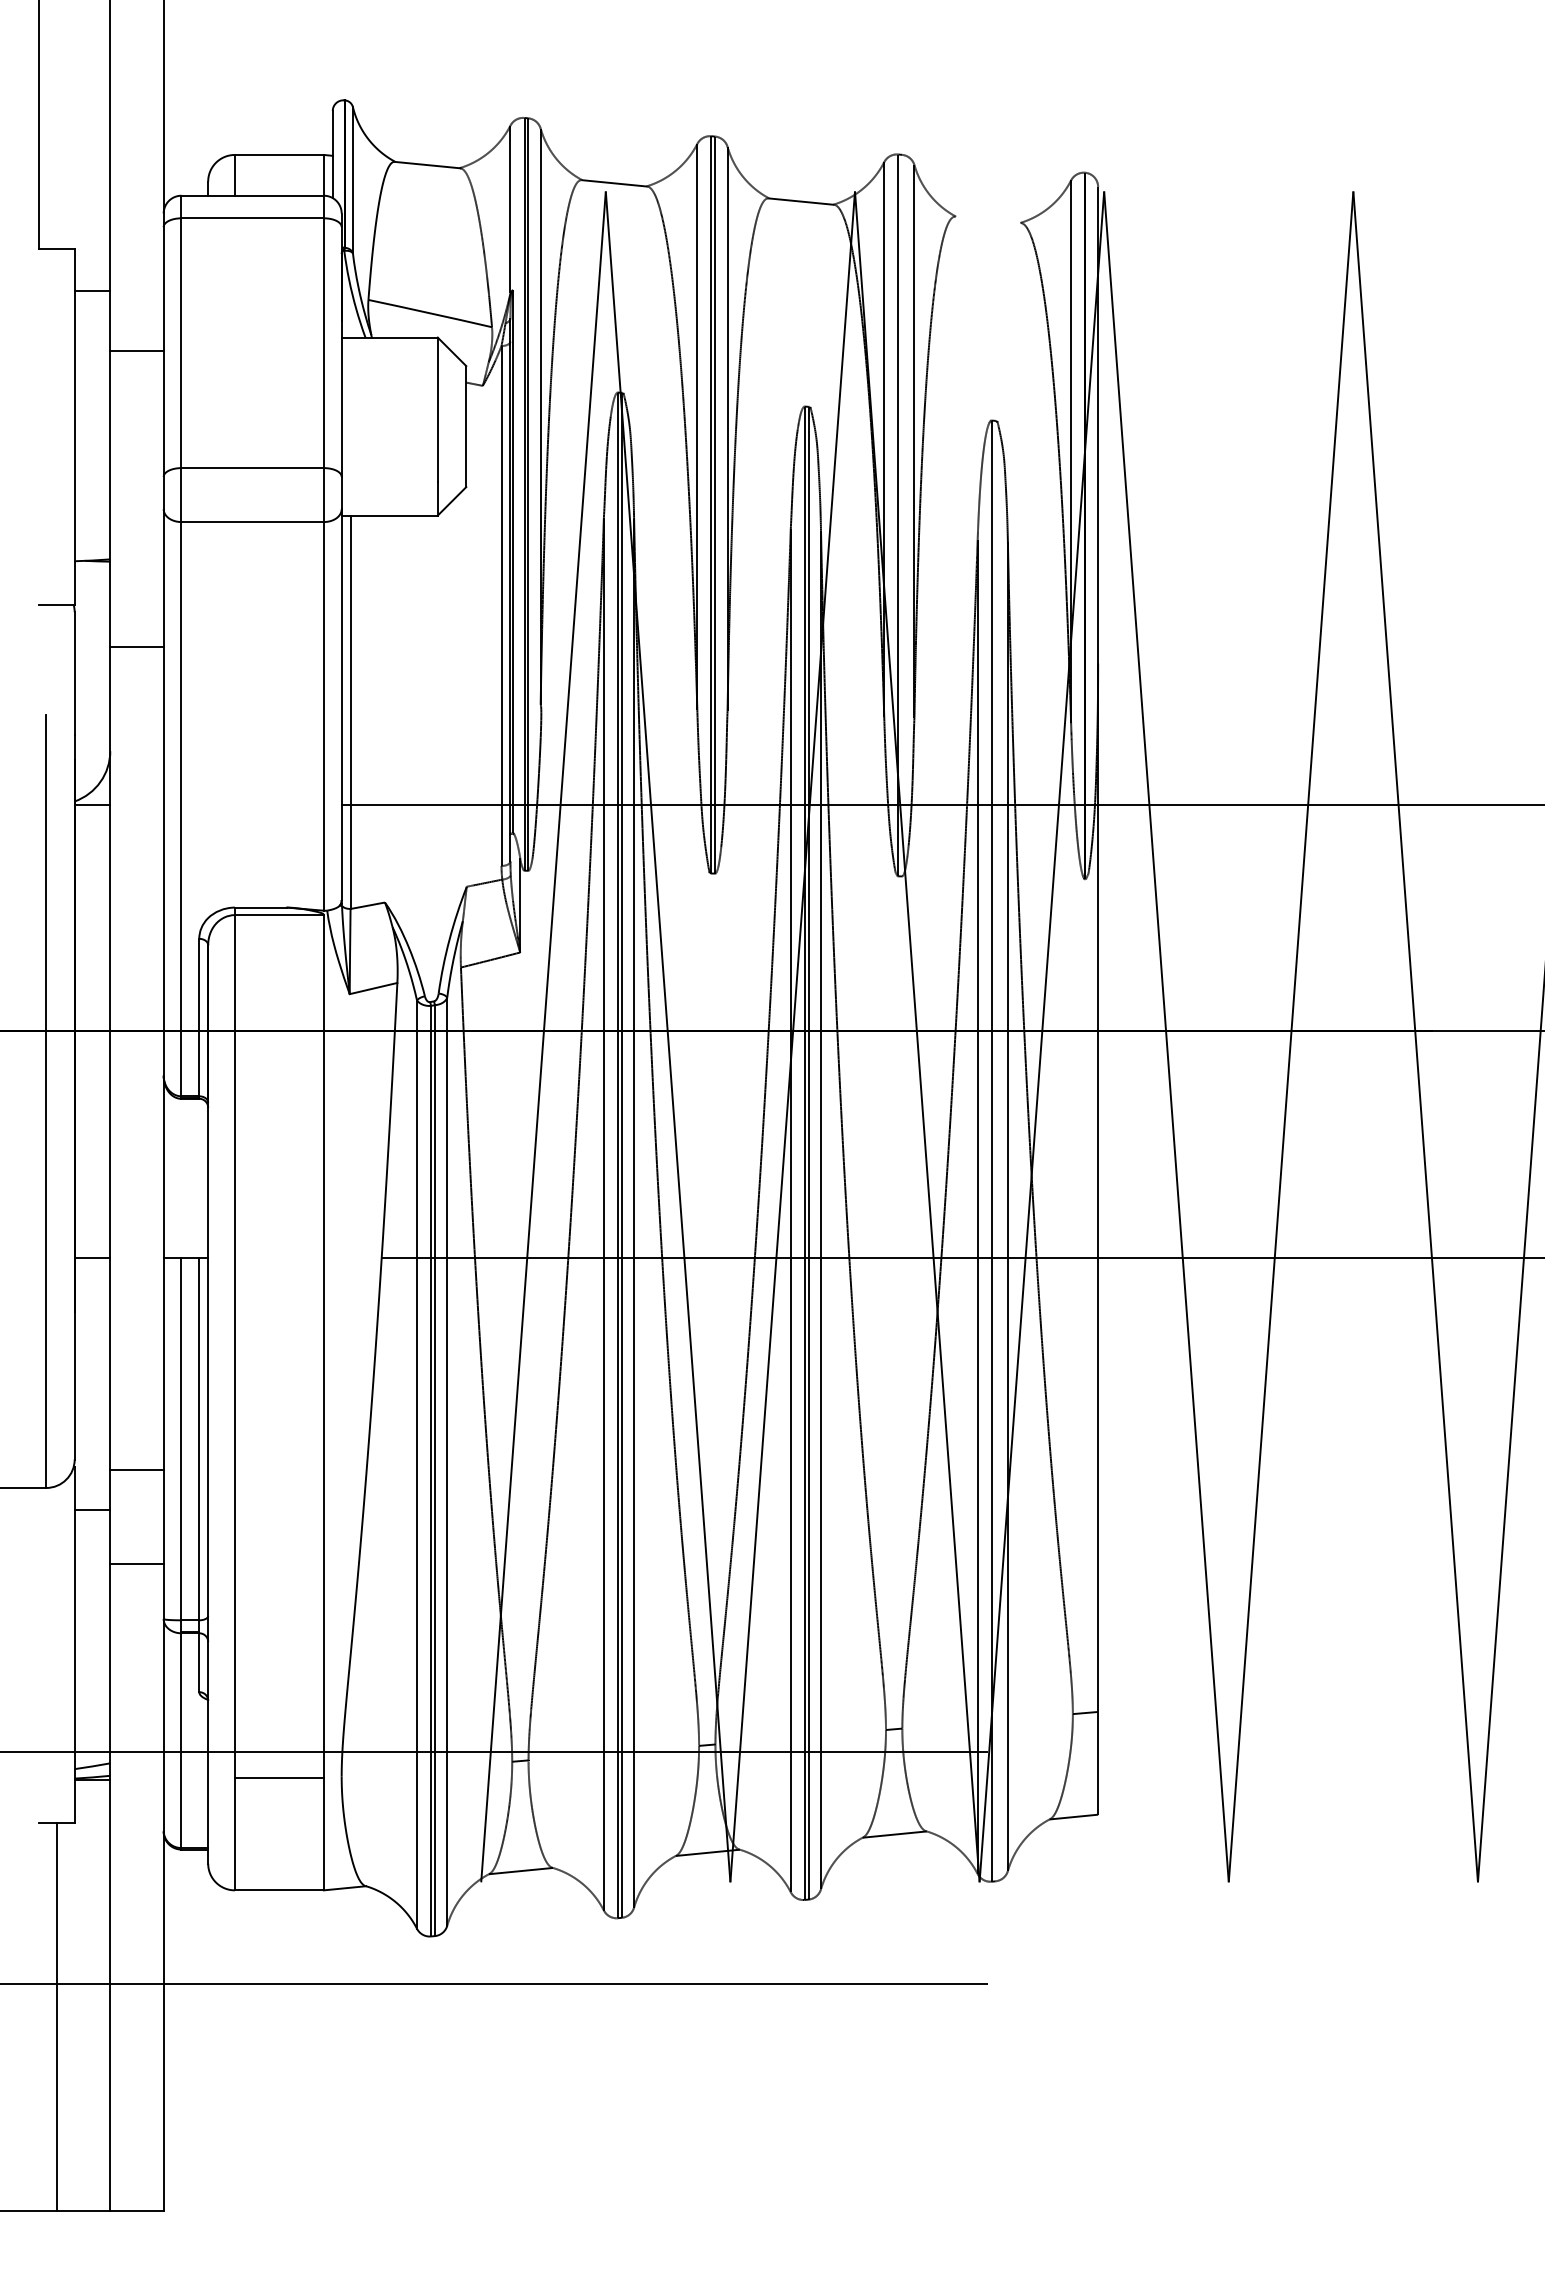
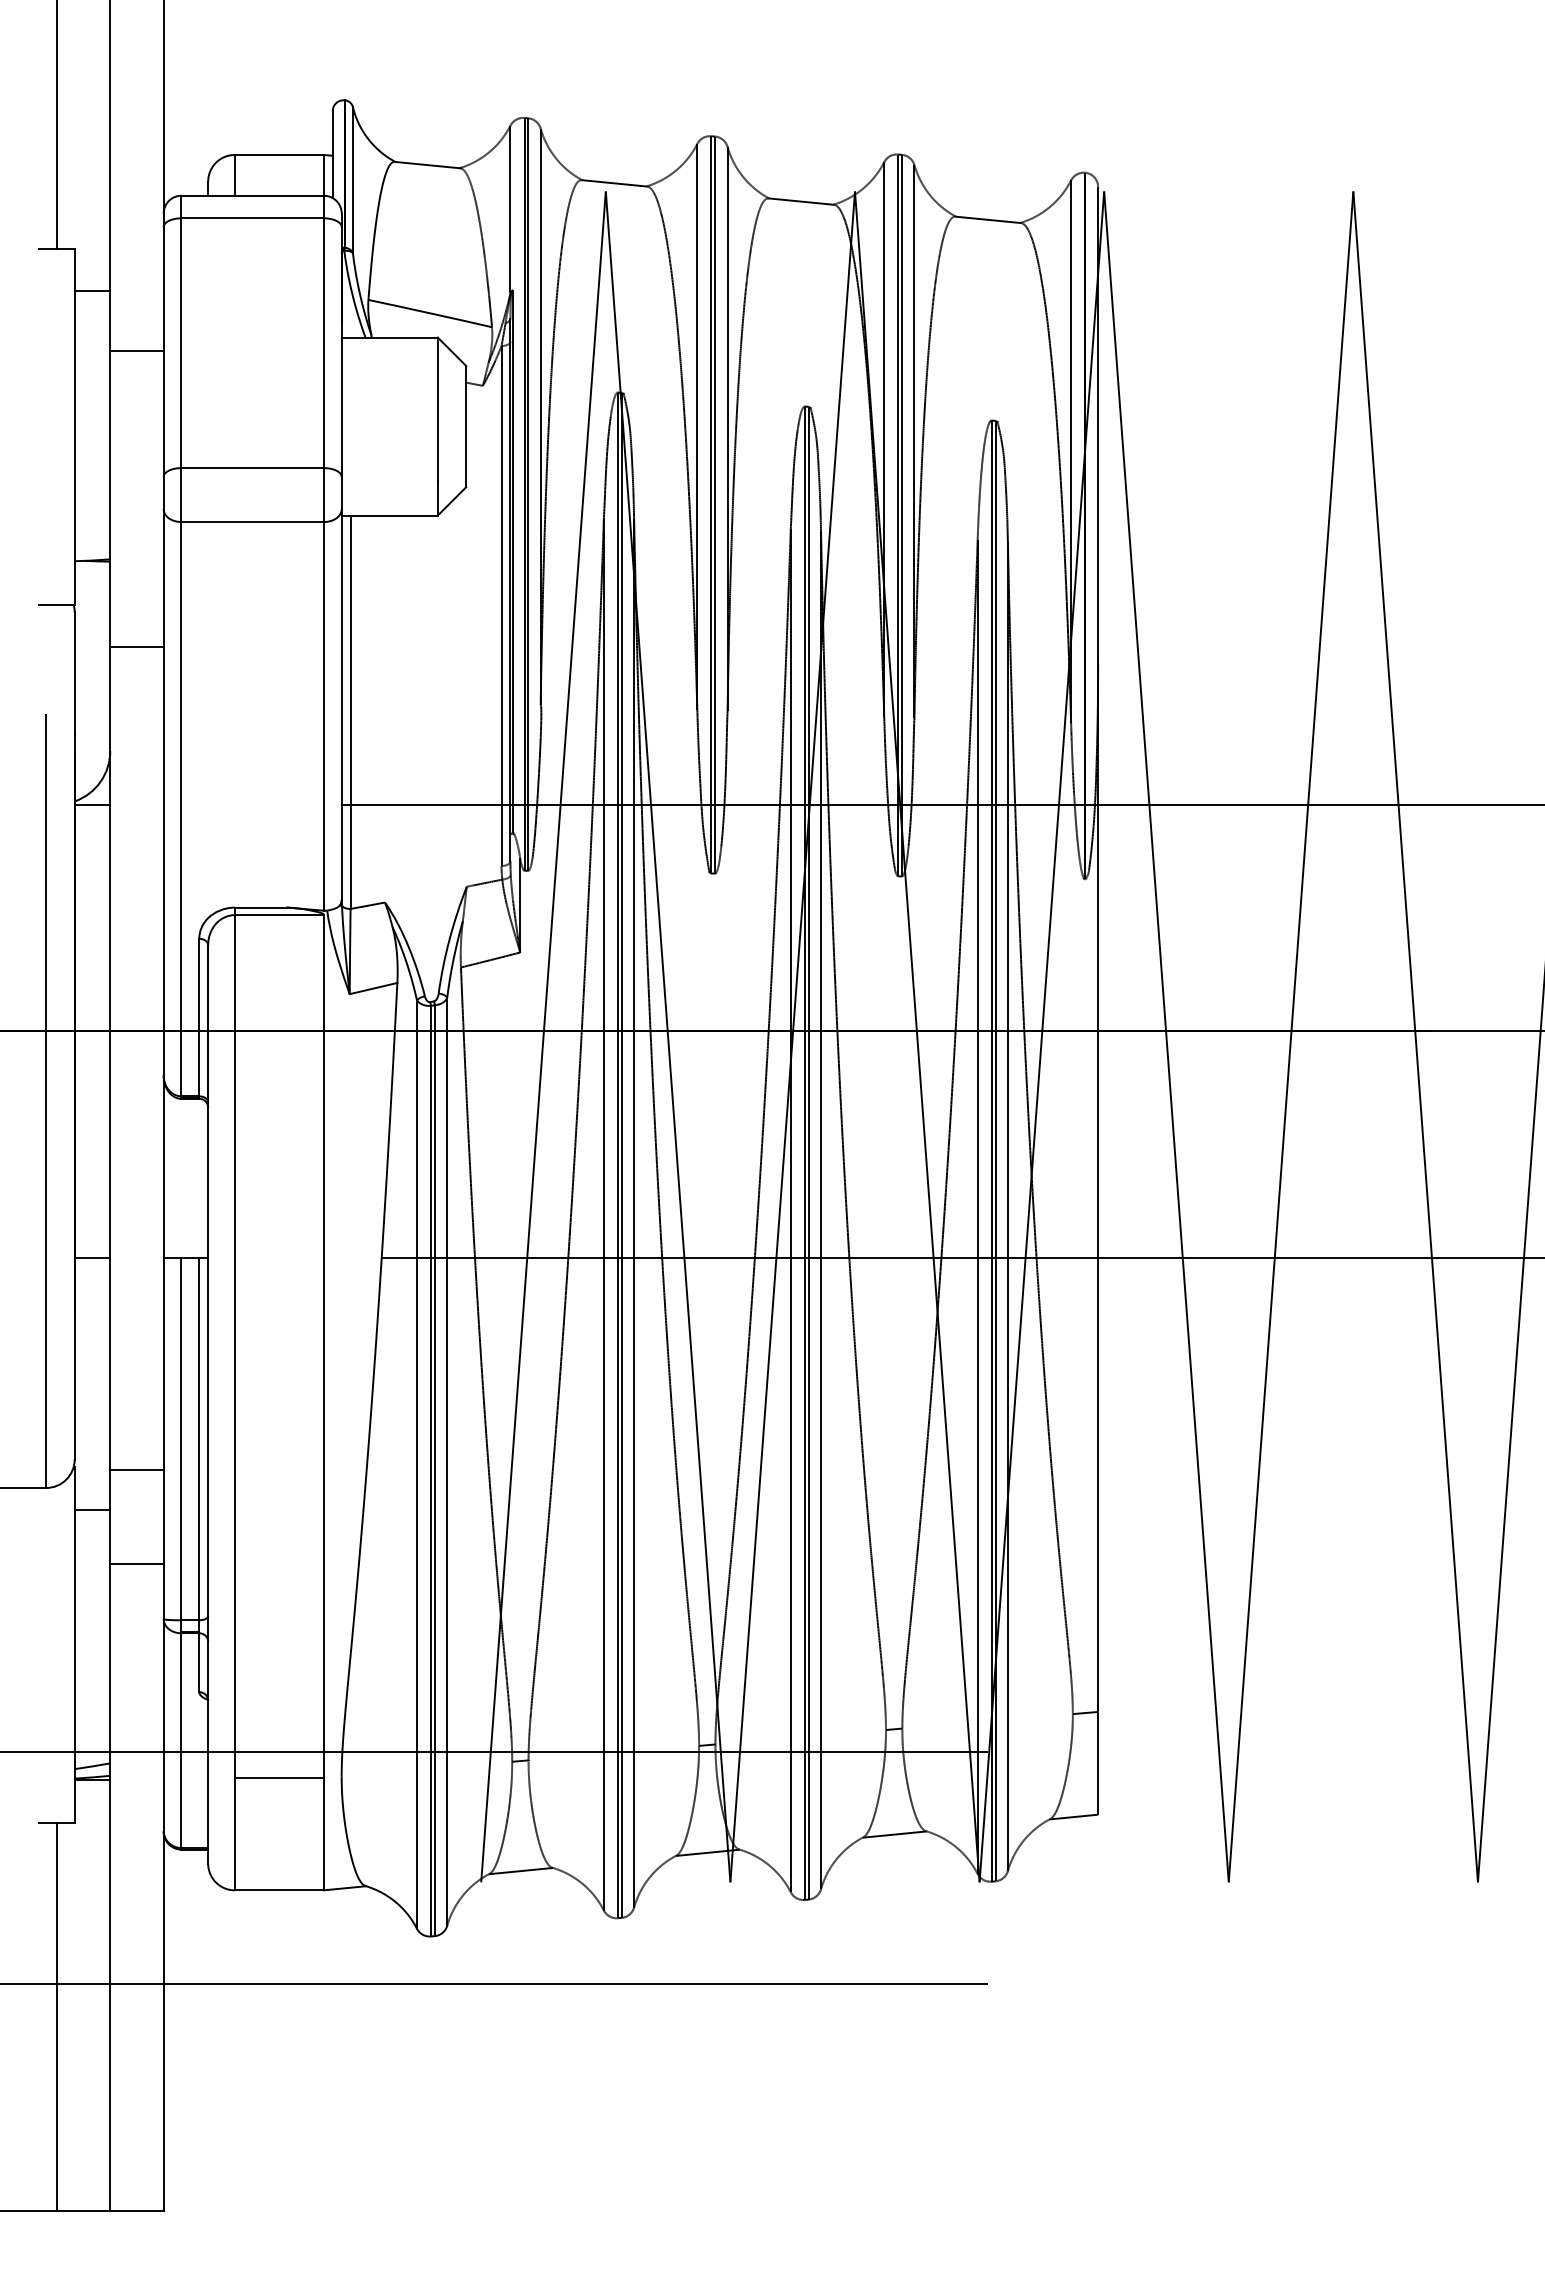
line position: (38, 125) -> (56, 125) (56, 125)
line: none -> present (988, 219)
line: none -> present (902, 515)
line: none -> present (995, 1150)
